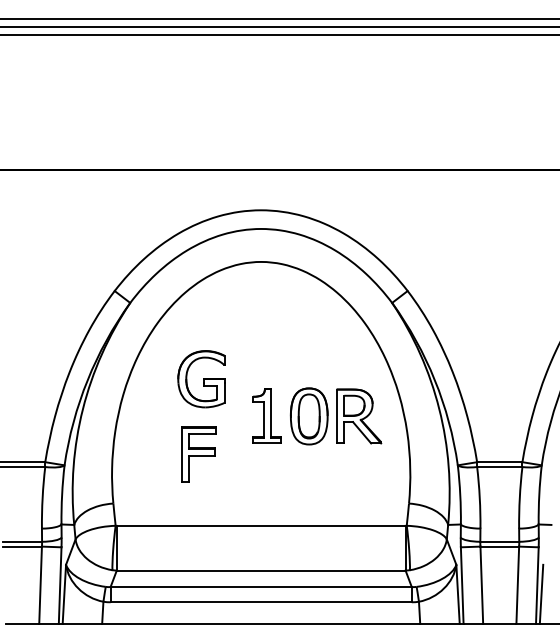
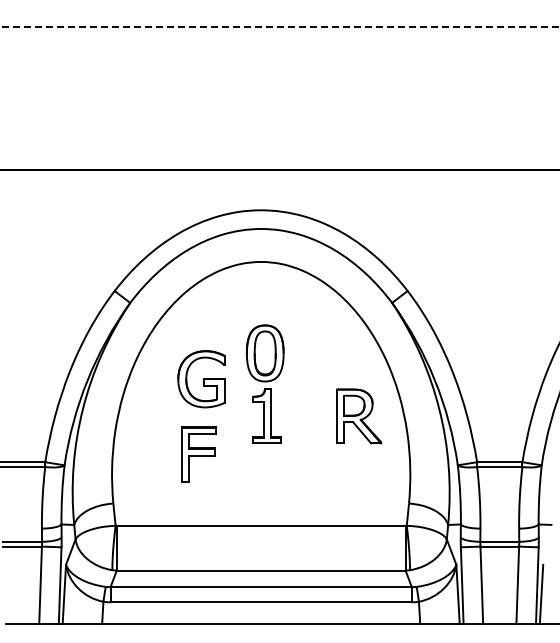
line: present -> none (279, 19)
line: solid -> dashed (280, 27)
line: present -> none (279, 35)
part position: (308, 416) -> (264, 353) (264, 353)
